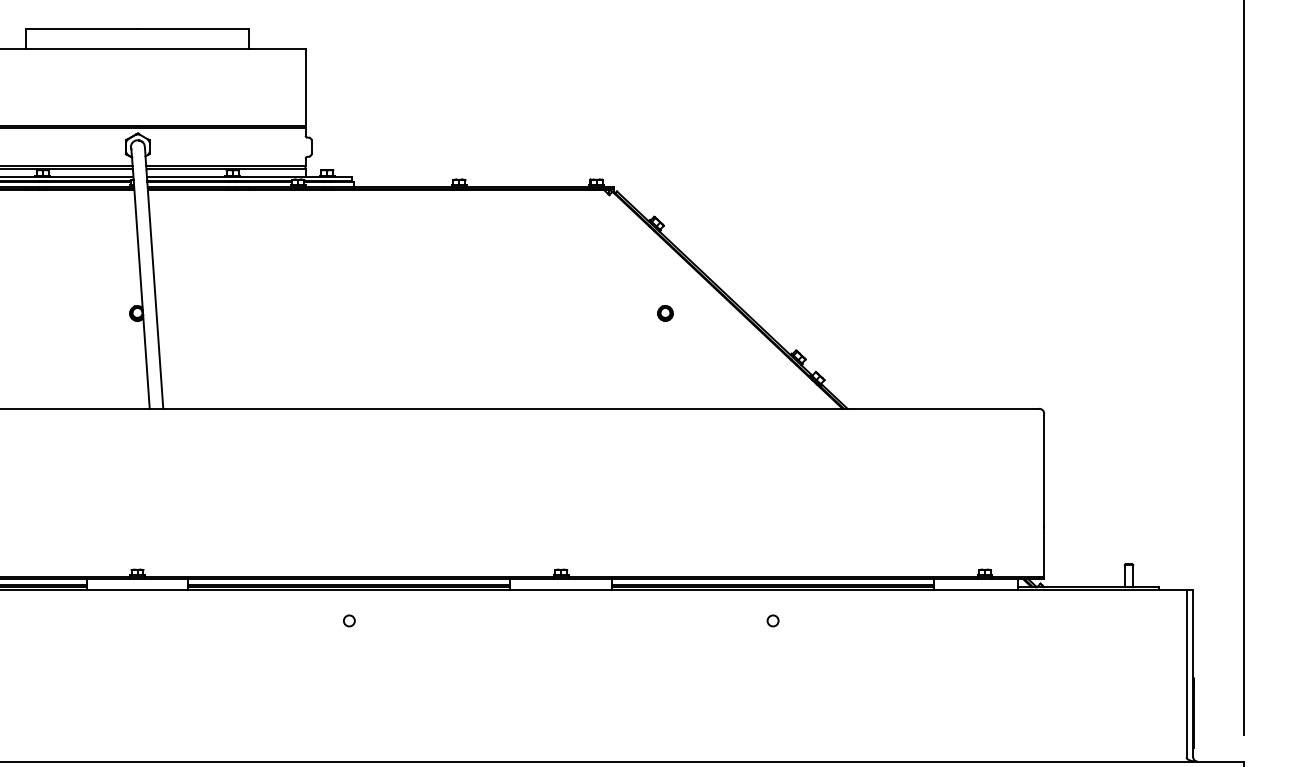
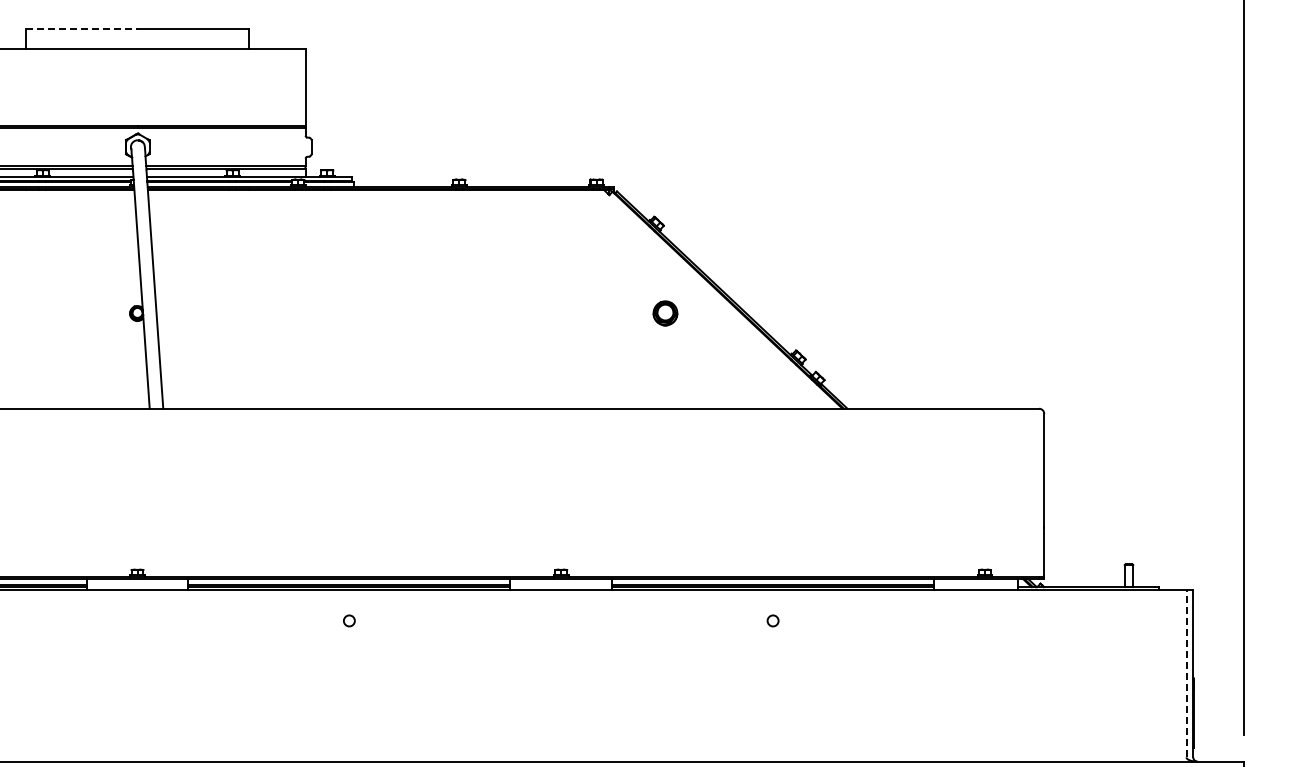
line: solid -> dashed (81, 28)
part size: 17x17 px -> 27x27 px (665, 313)
line: solid -> dashed (1186, 673)
